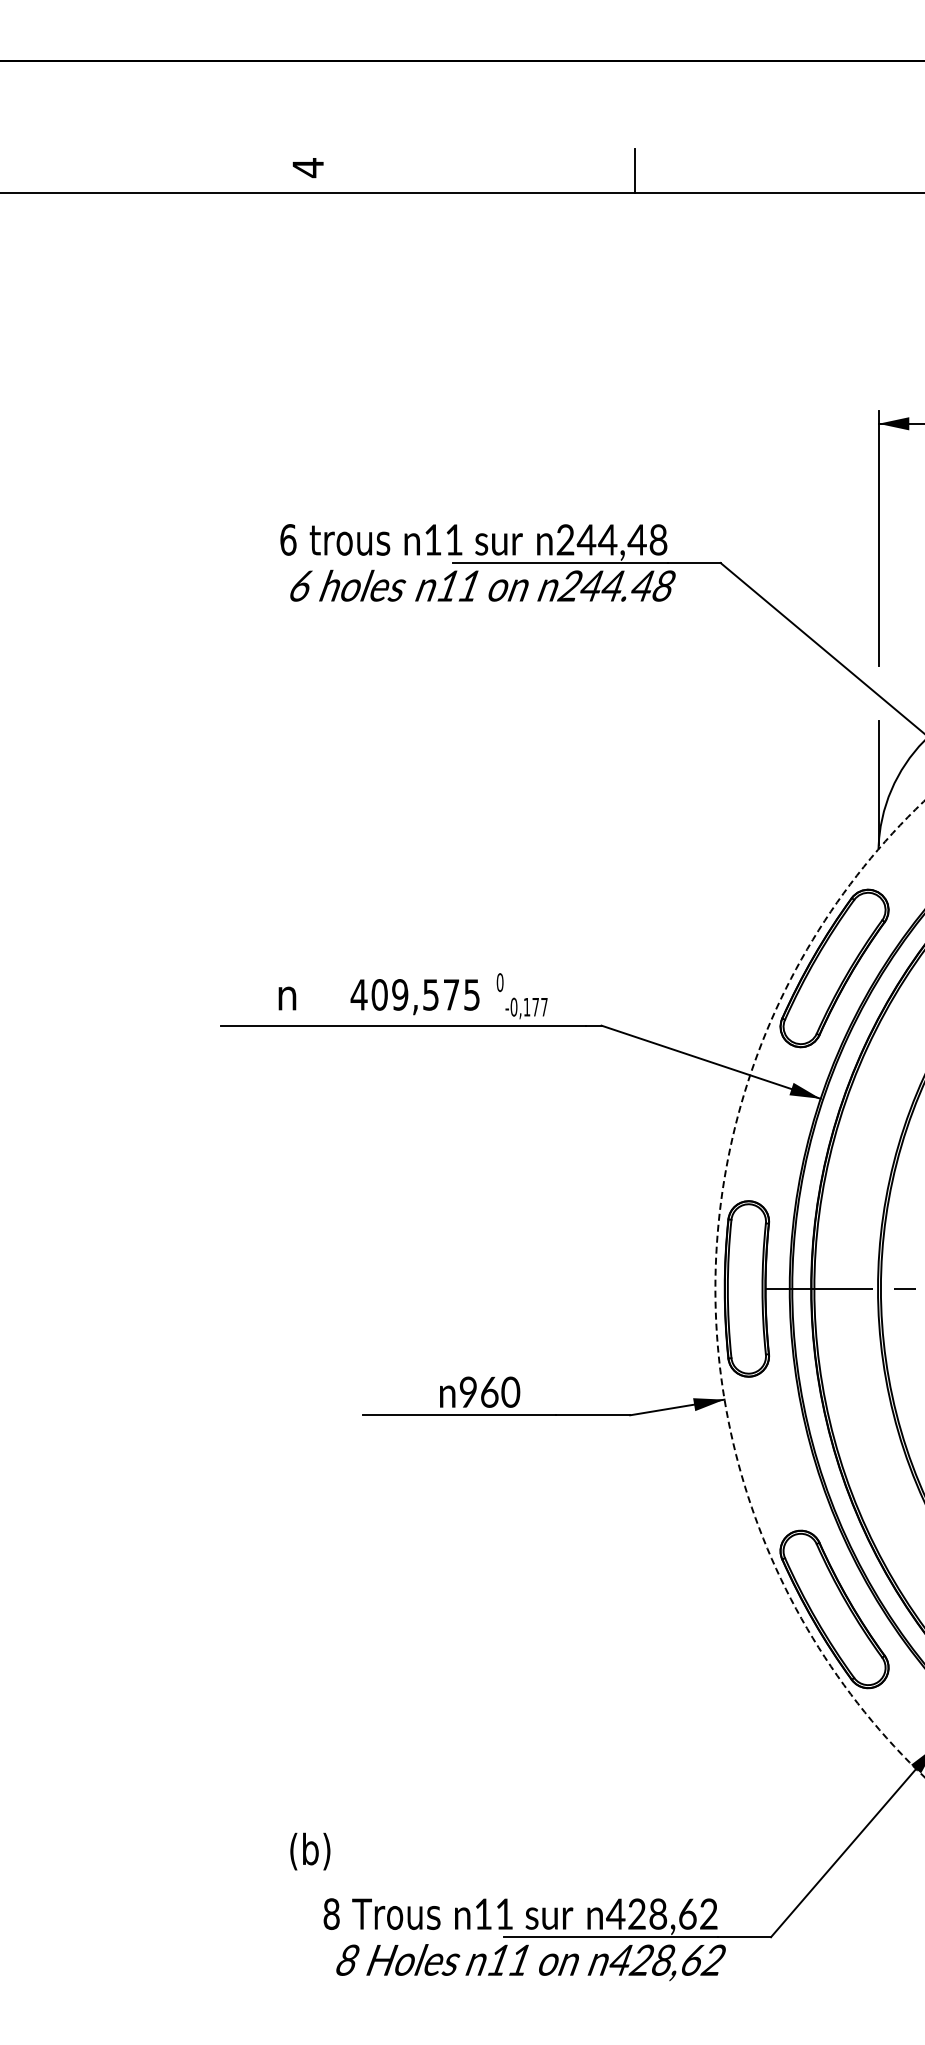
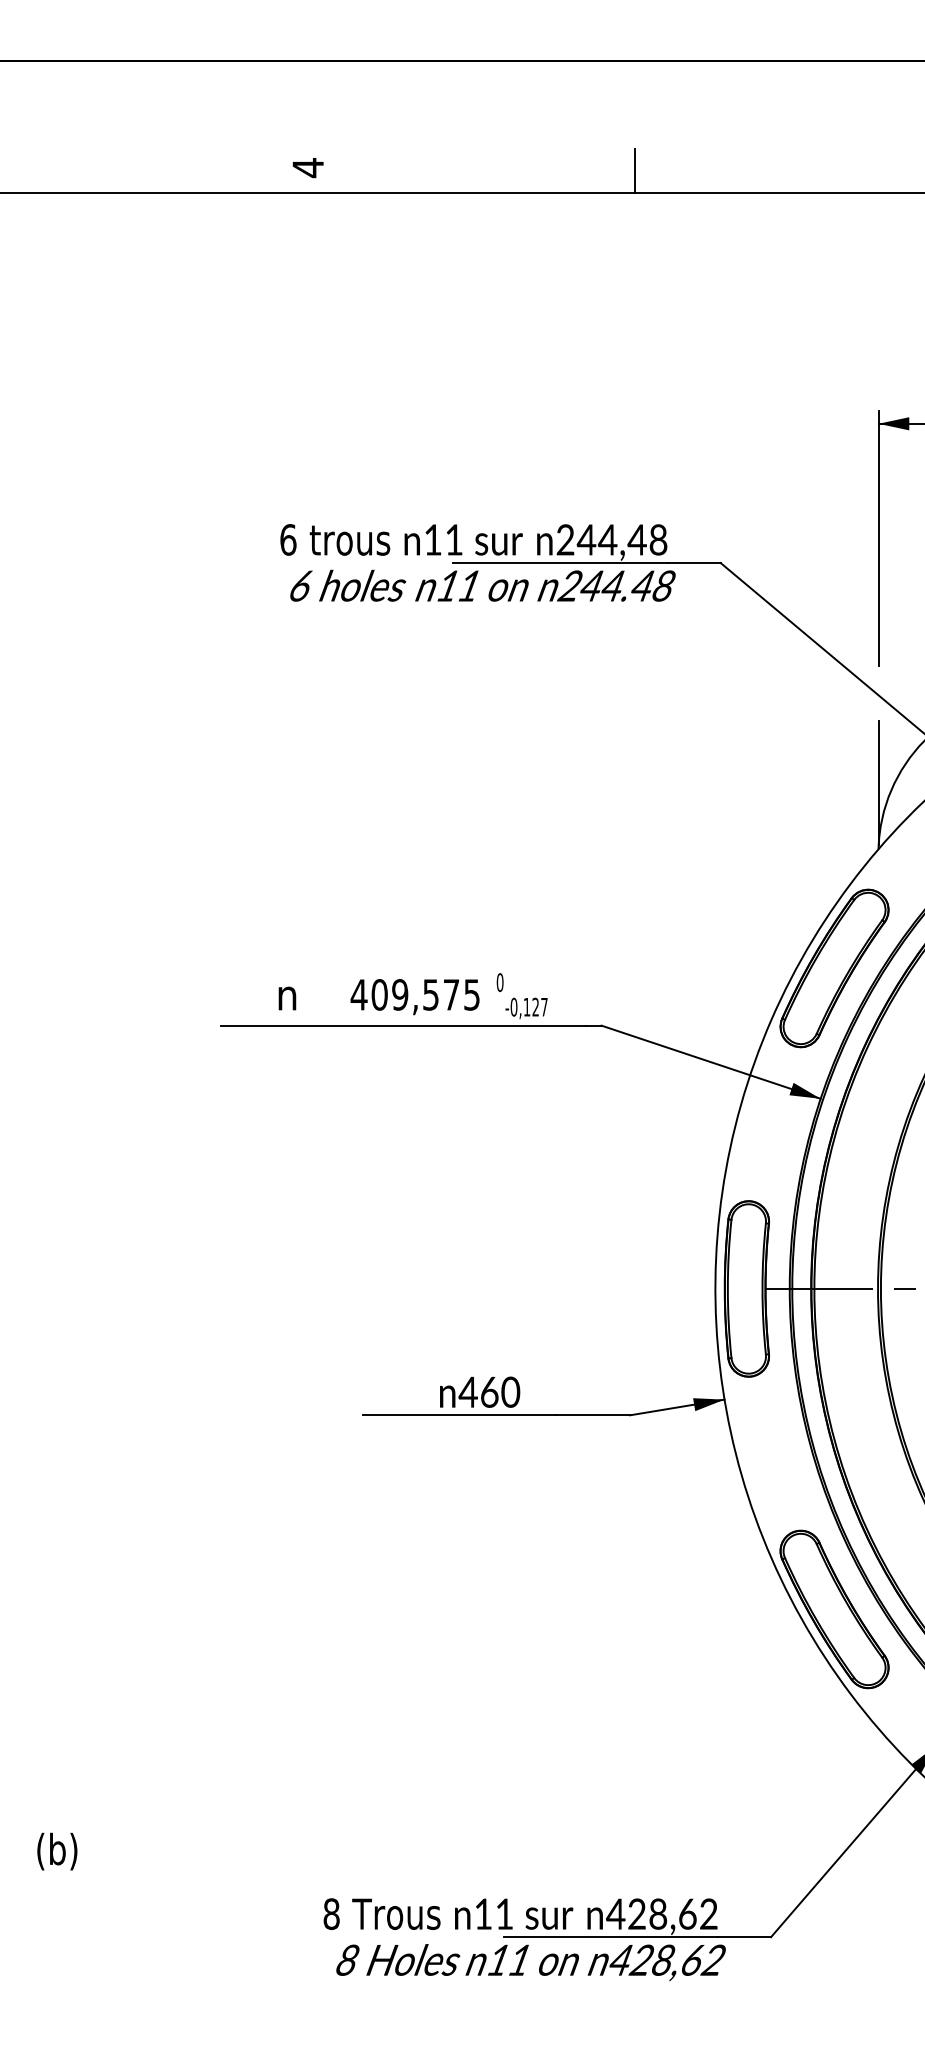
text: -0,177 -> -0,127 (535, 1006)
arc: dashed -> solid (715, 1287)
text: 960 -> 460 (467, 1391)
text position: (310, 1851) -> (57, 1851) (57, 1851)
